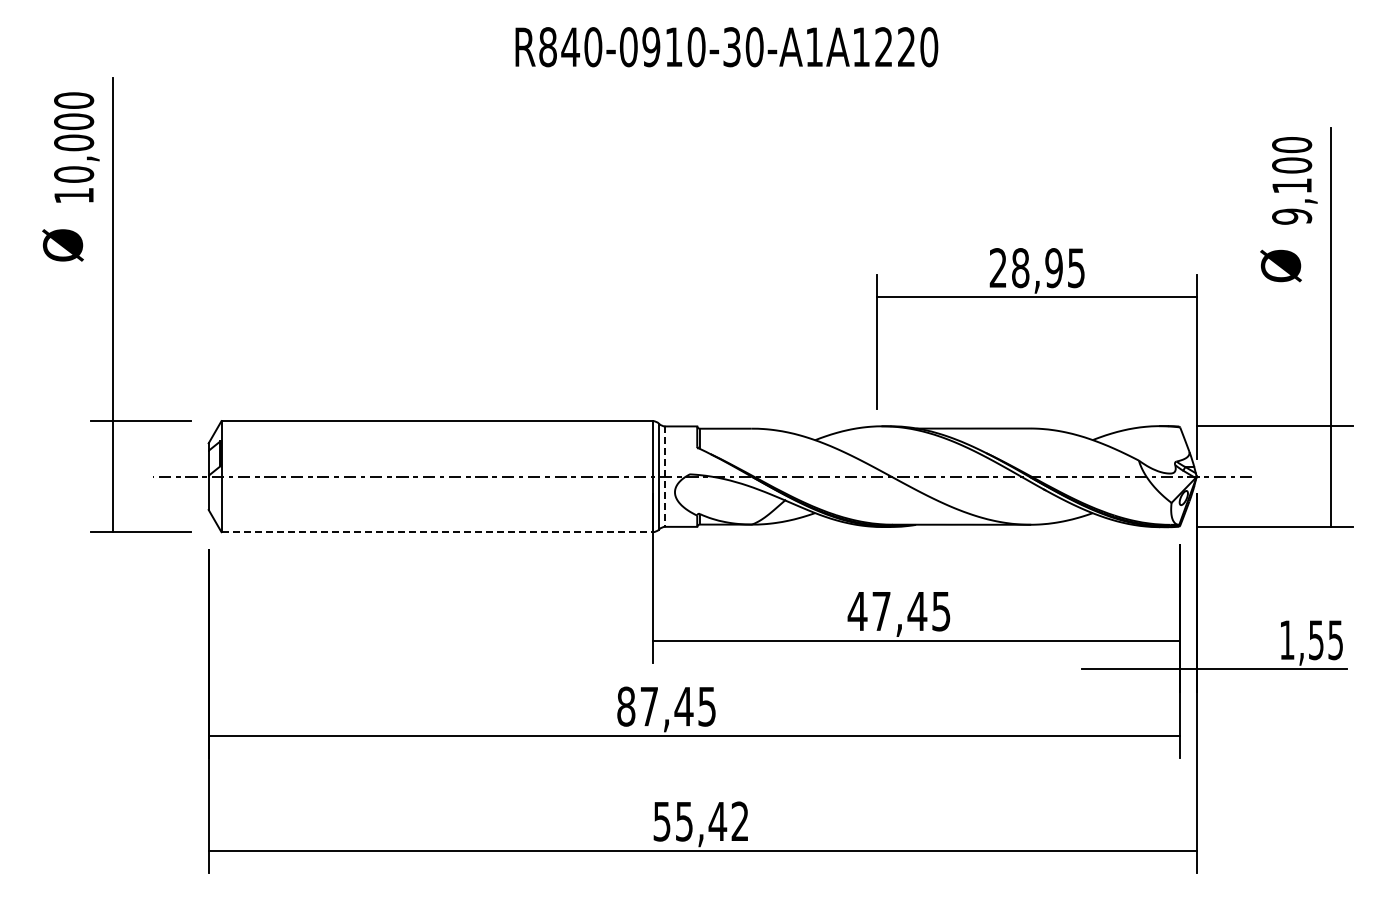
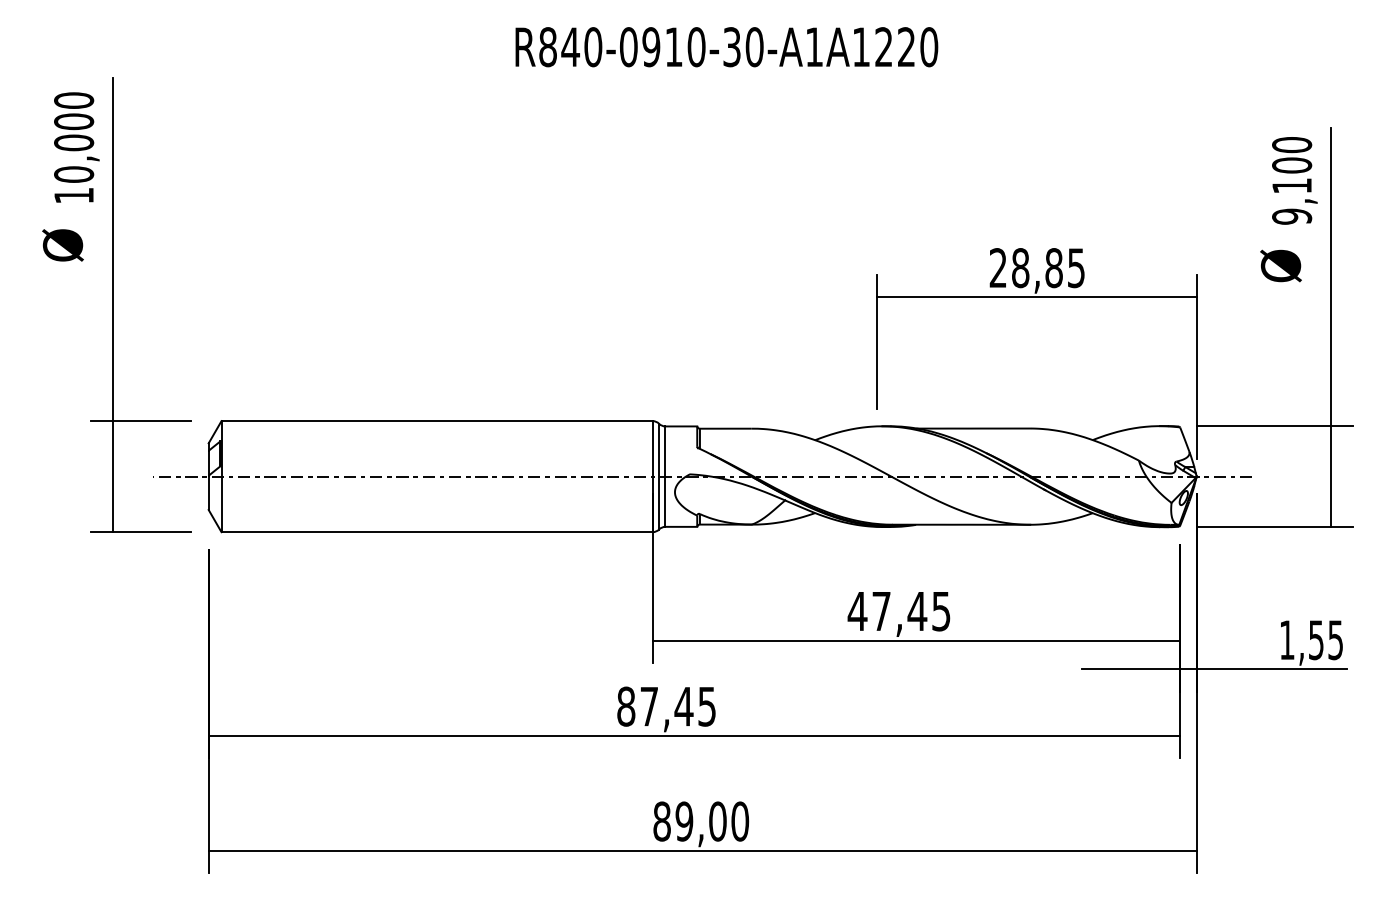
text: 28,95 -> 28,85 (1053, 268)
line: dashed -> solid (665, 477)
line: dashed -> solid (437, 532)
text: 55,42 -> 89,00 (701, 821)
